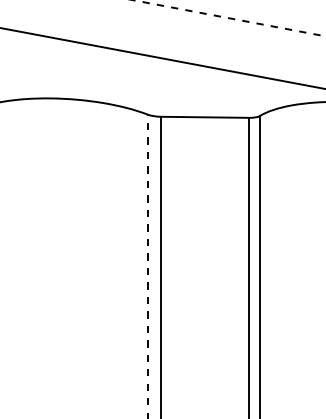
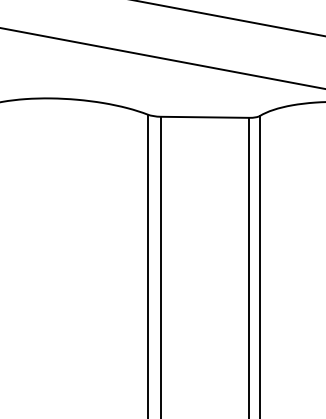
line: dashed -> solid (229, 18)
line: dashed -> solid (147, 266)
